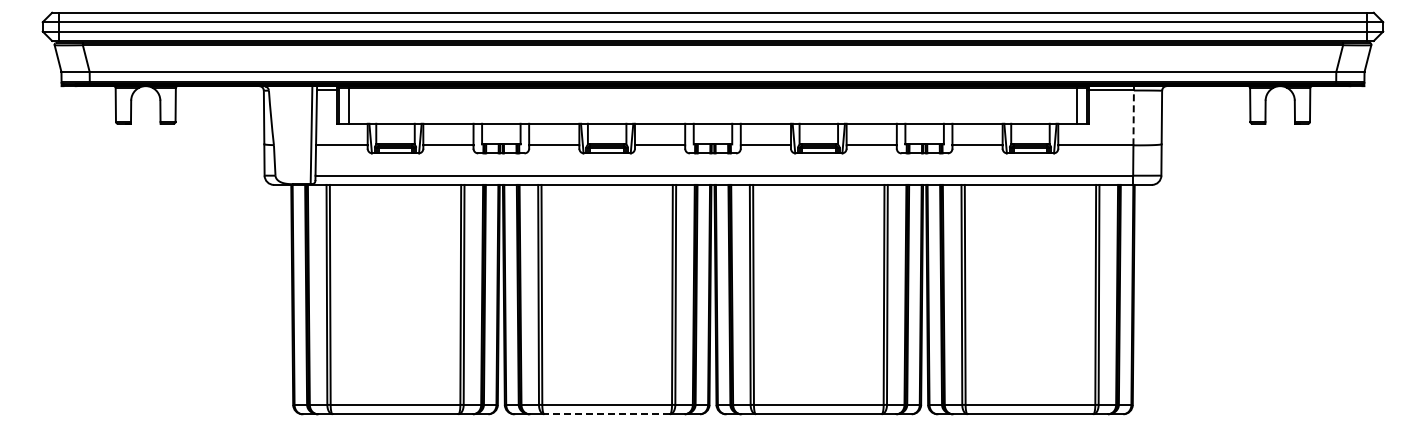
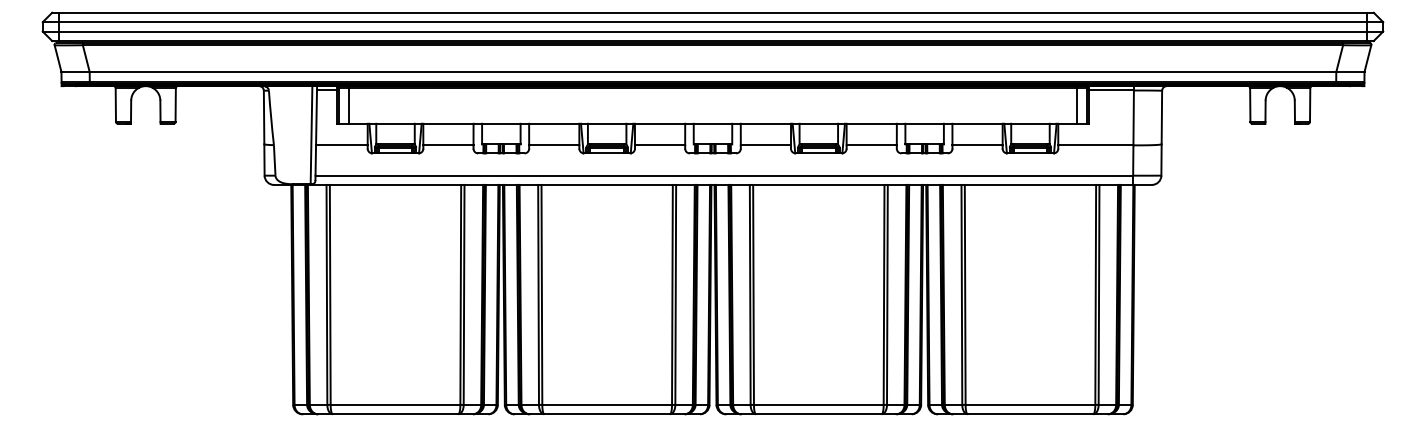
line: dashed -> solid (1133, 117)
line: dashed -> solid (607, 414)
